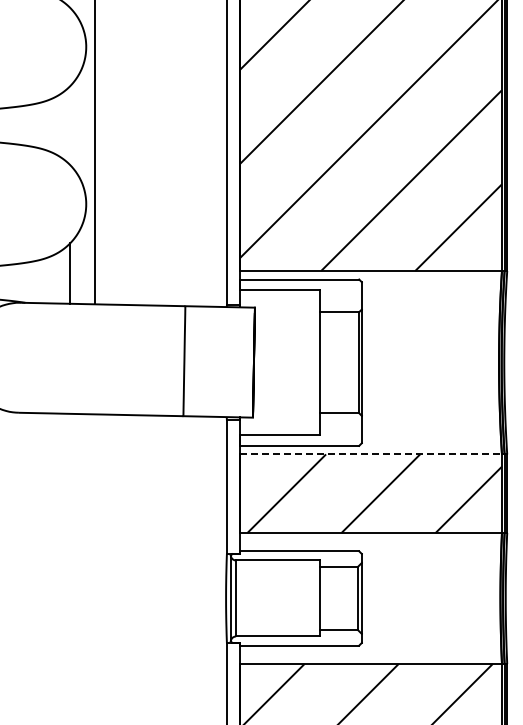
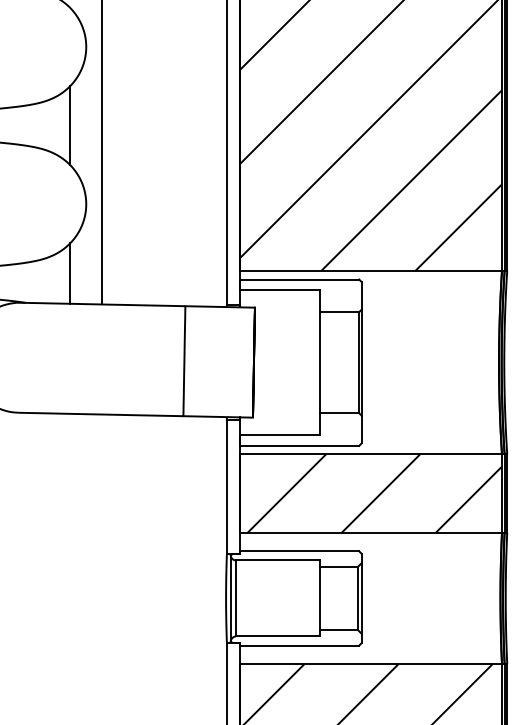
line: none -> present (70, 125)
line position: (94, 153) -> (101, 153) (101, 153)
line: dashed -> solid (370, 454)
